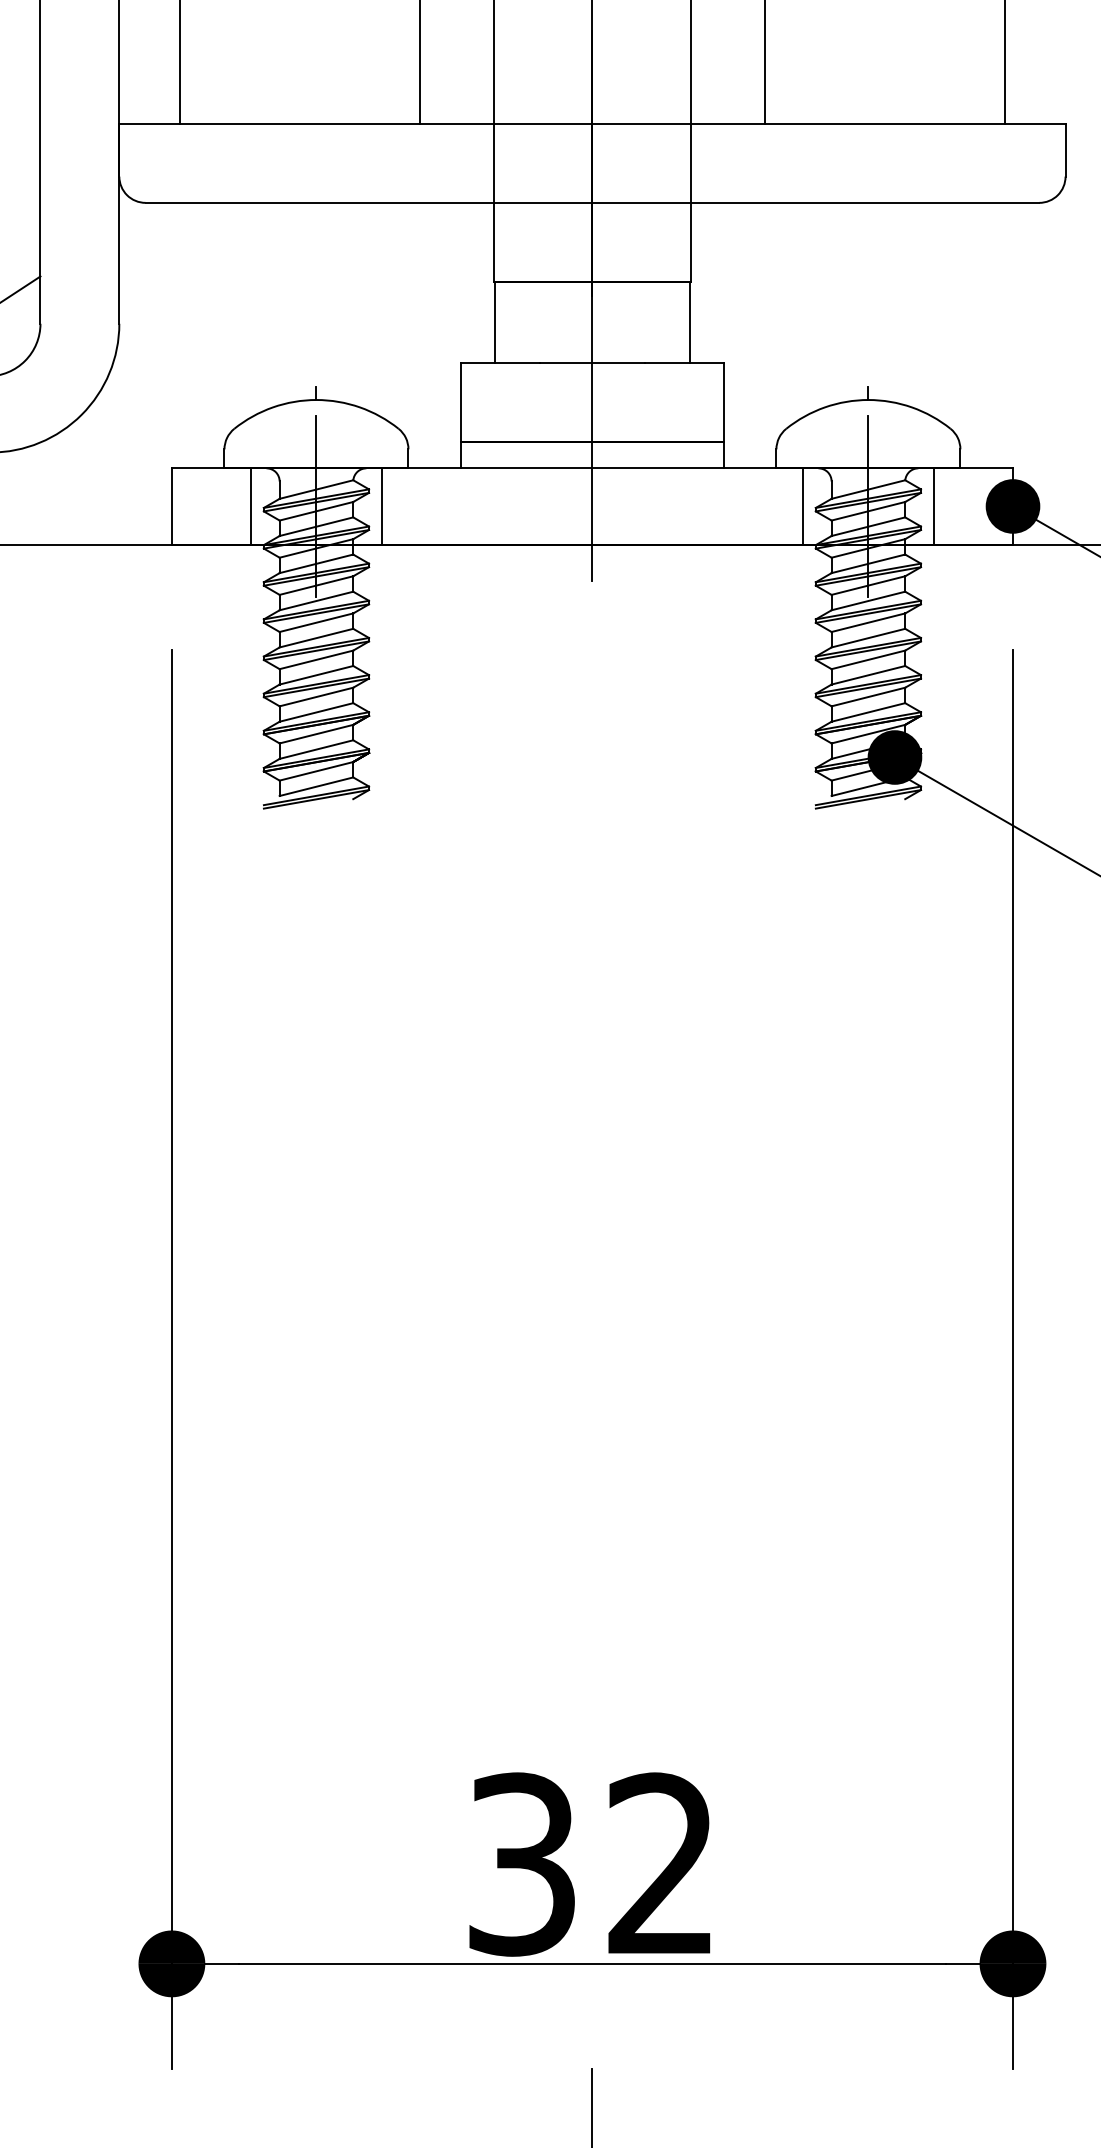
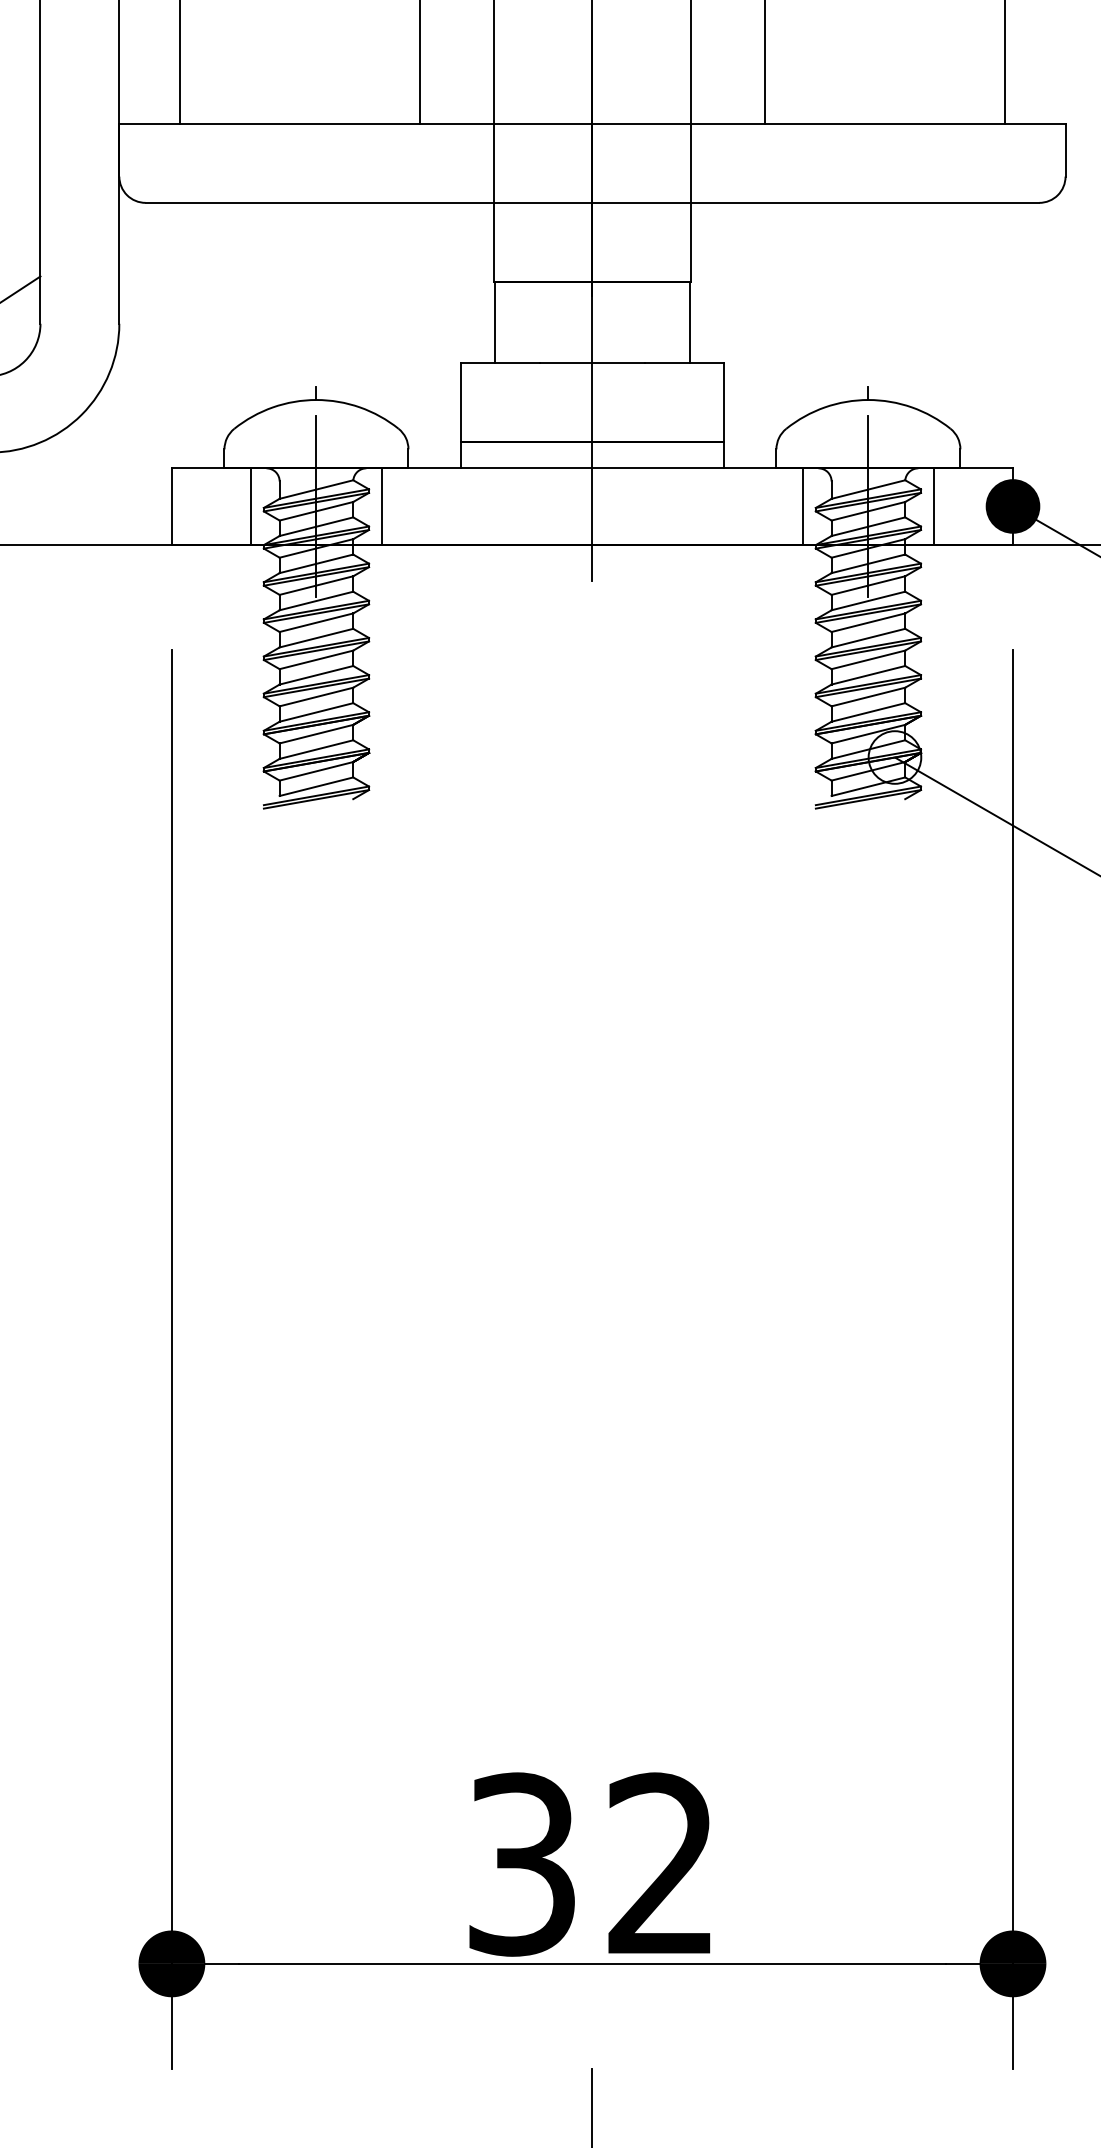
fill: present -> none (894, 757)
